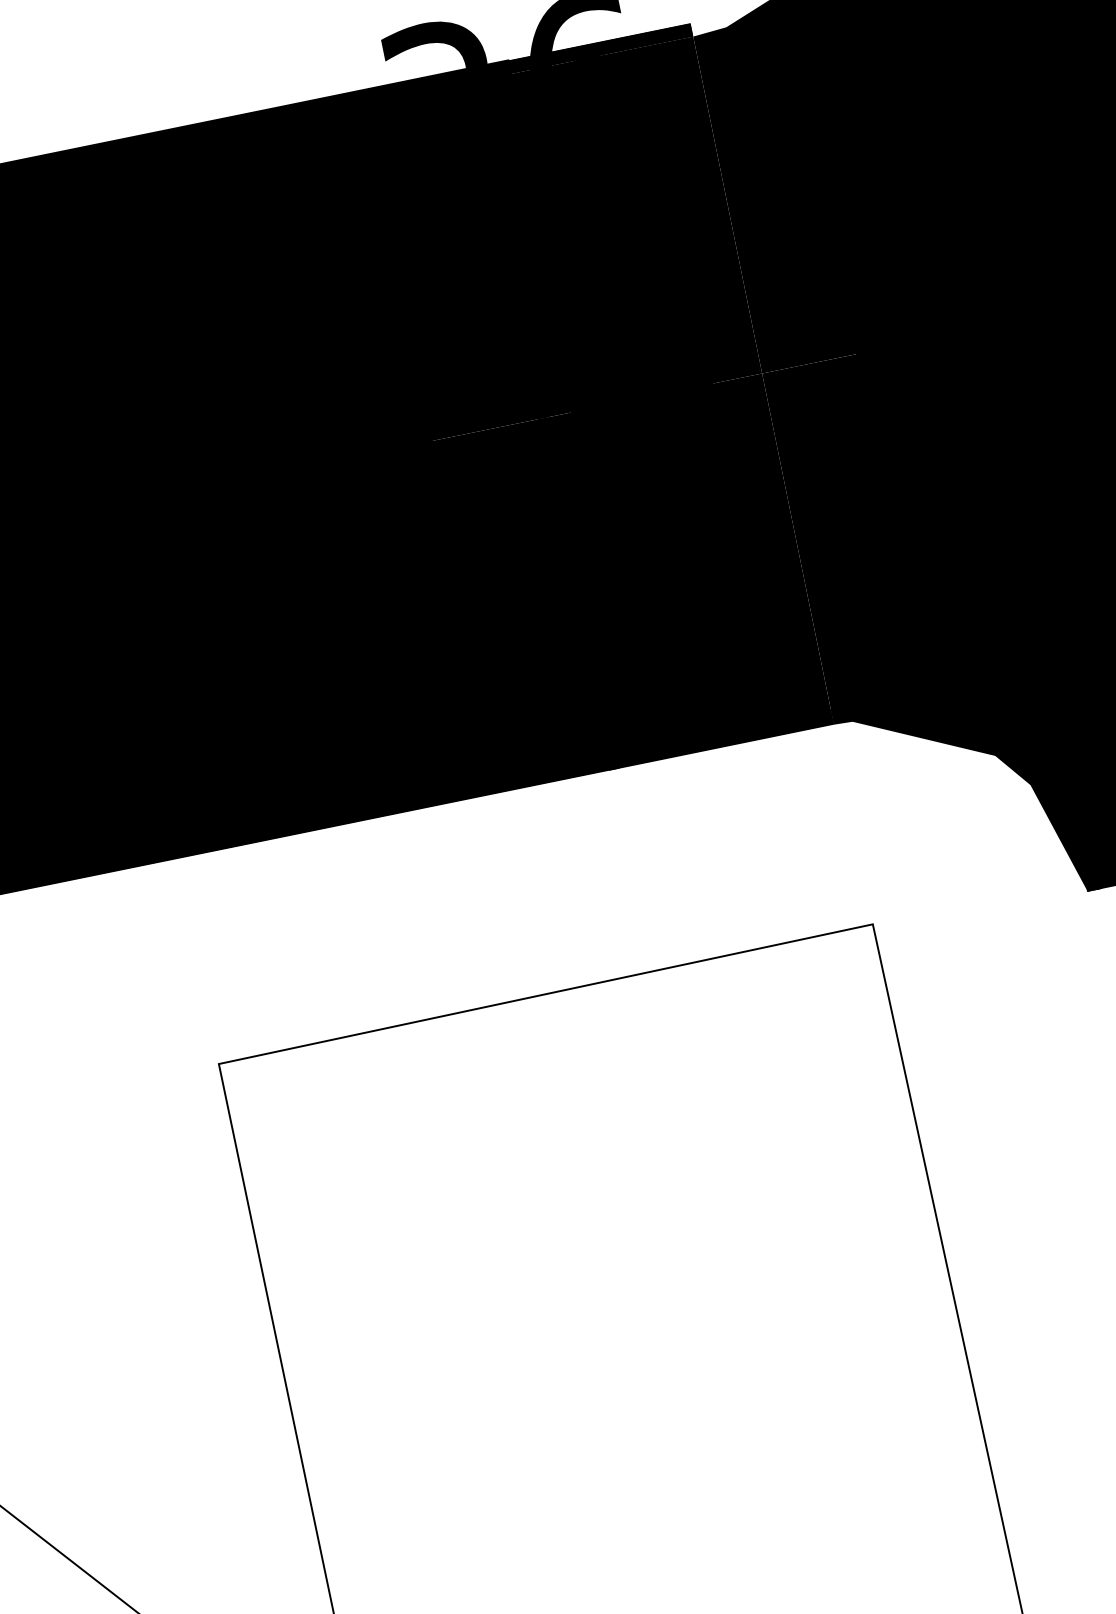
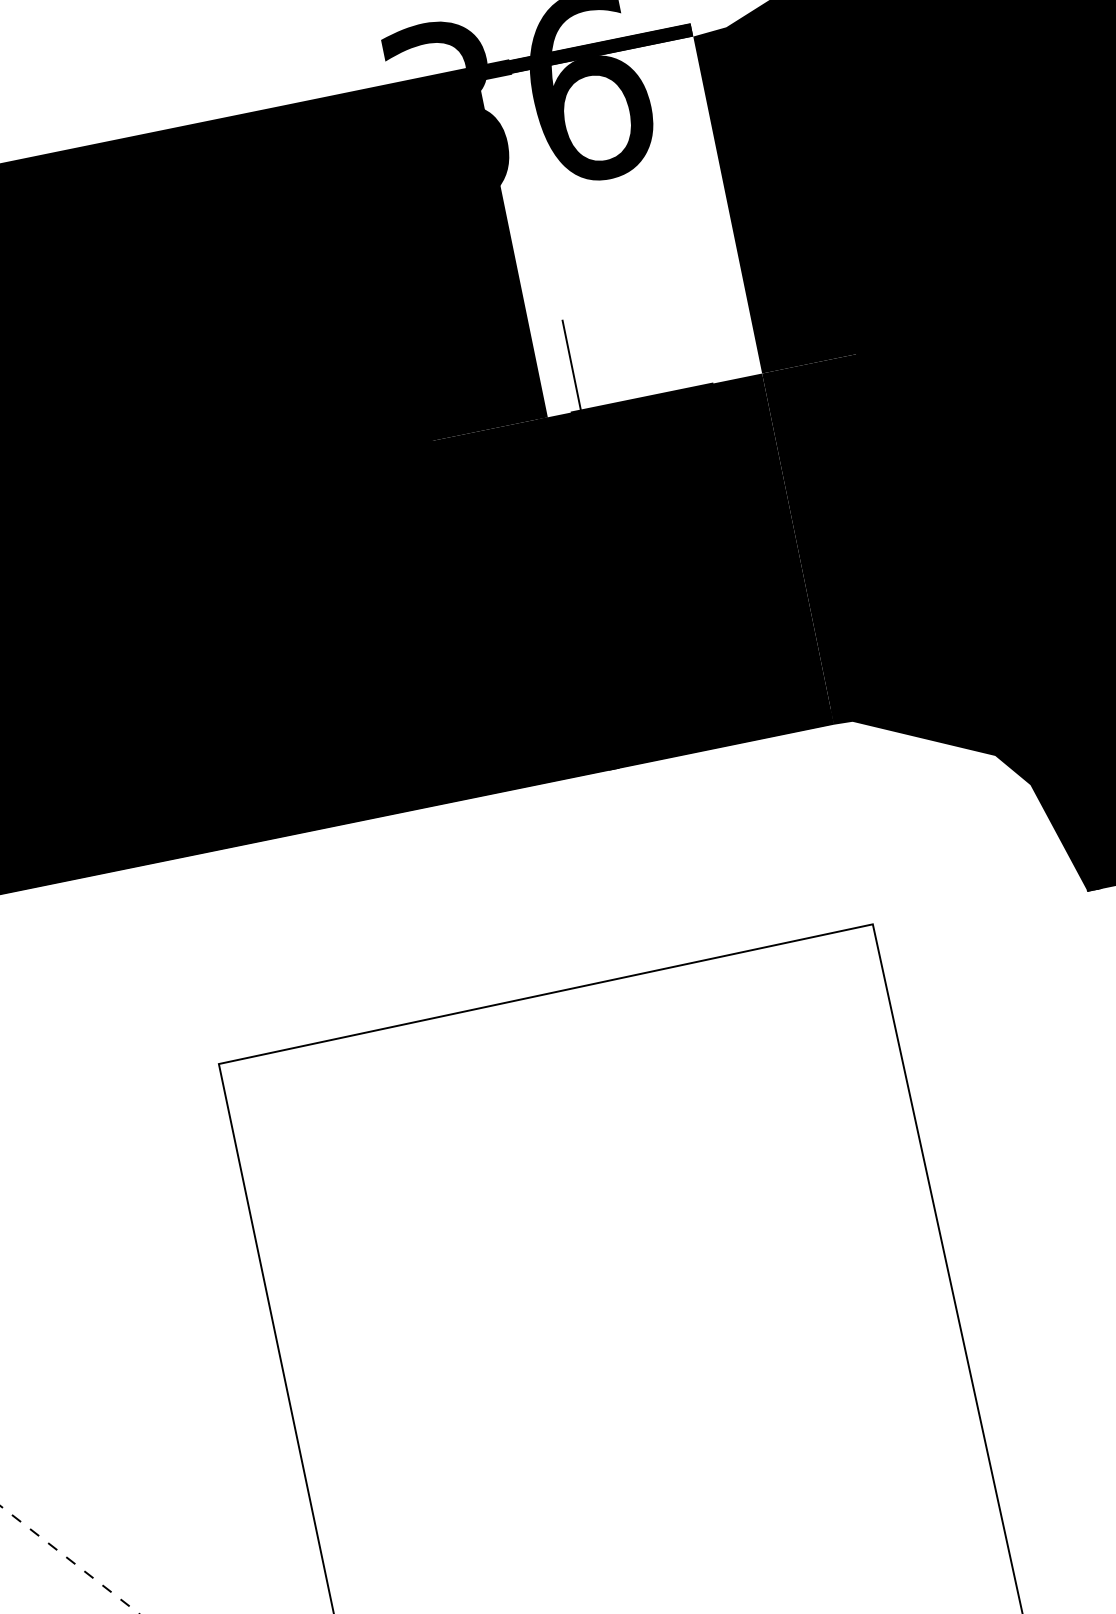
fill: present -> none (615, 227)
line: solid -> dashed (69, 1559)
